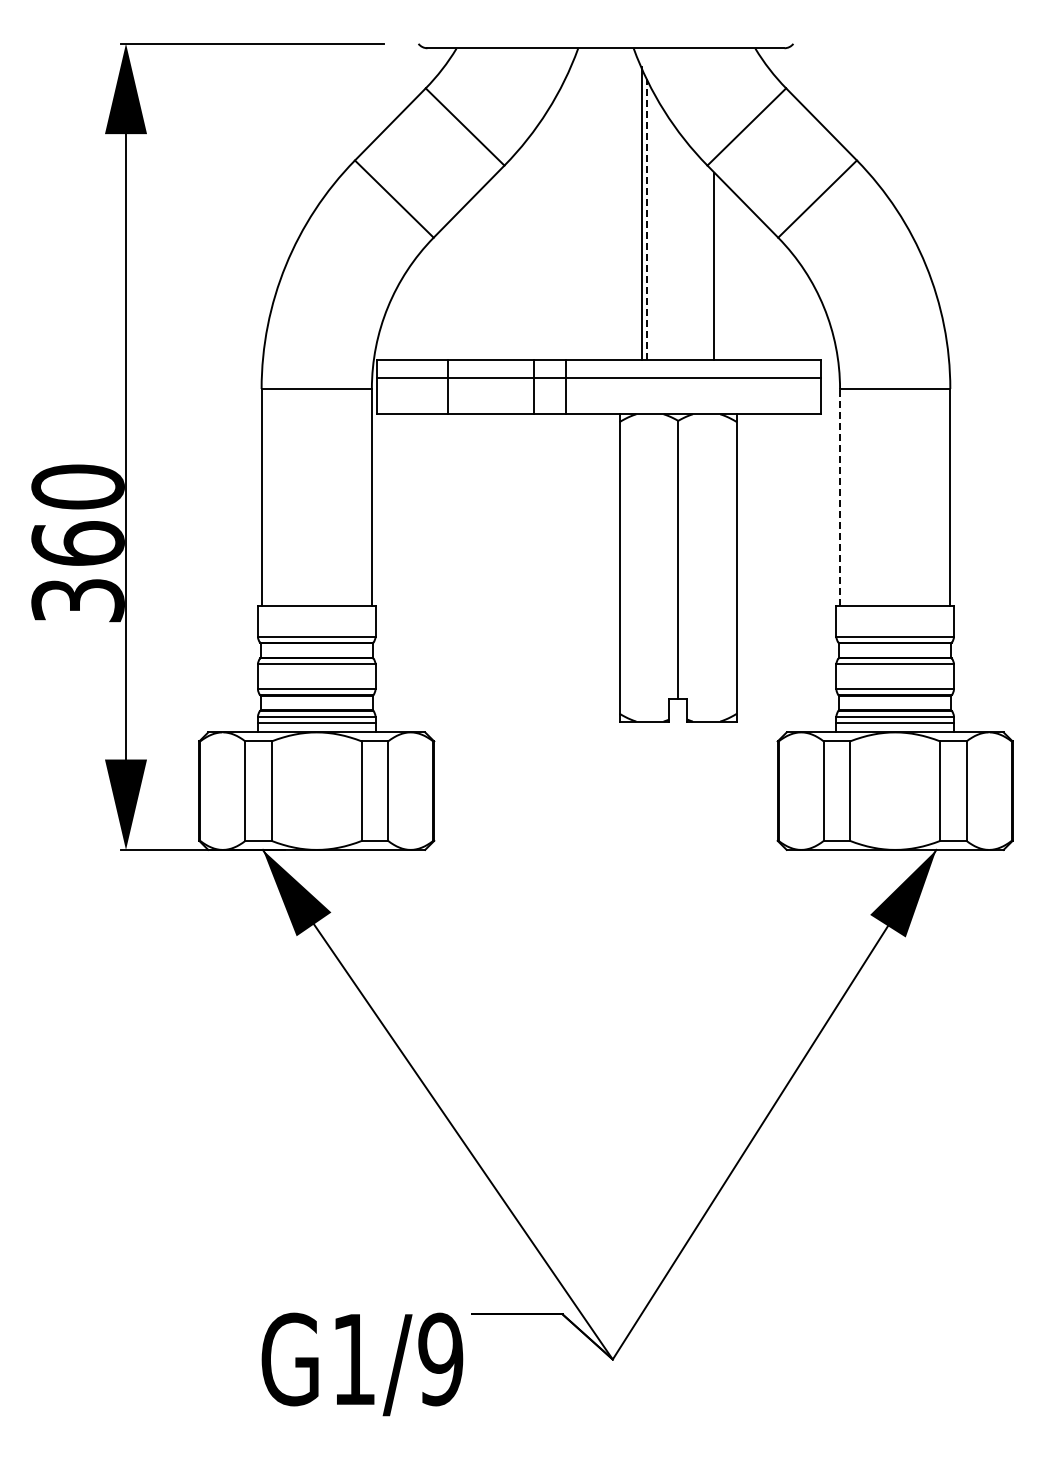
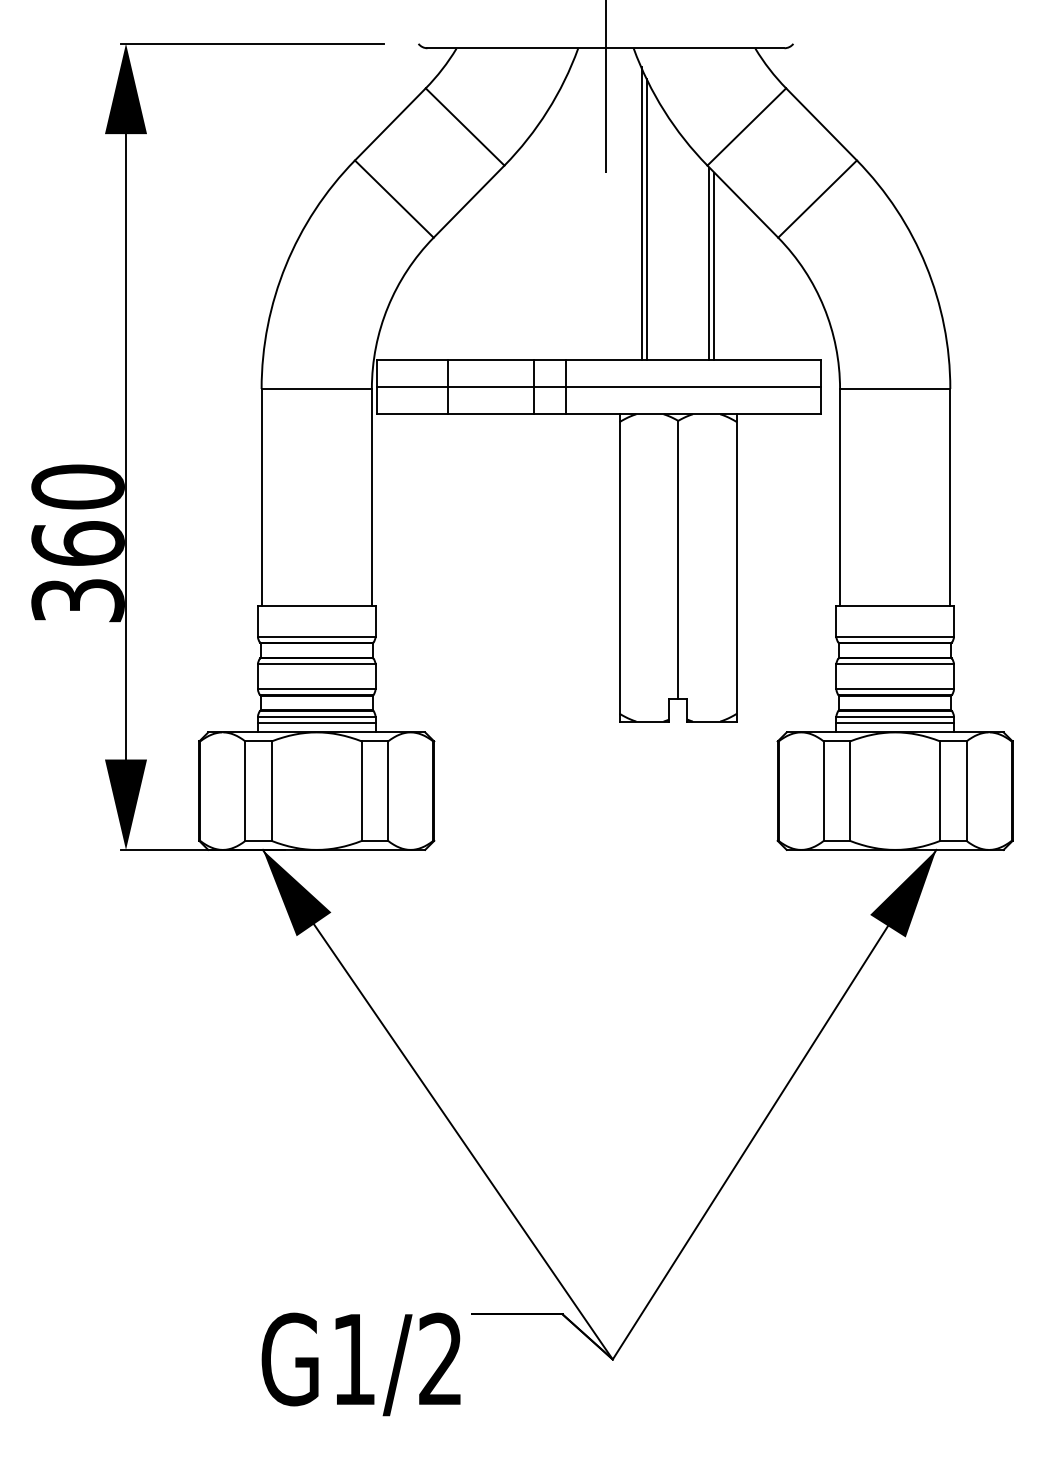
line: none -> present (605, 87)
line: dashed -> solid (647, 219)
line: none -> present (709, 263)
line position: (598, 378) -> (598, 387) (598, 387)
line: dashed -> solid (840, 496)
text: G1/9 -> G1/2 (440, 1359)
